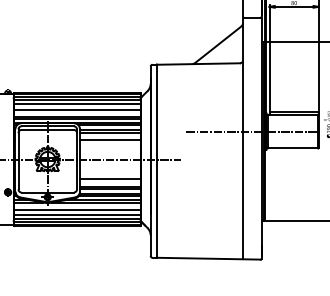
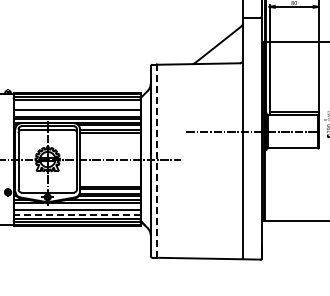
line: present -> none (76, 104)
line: present -> none (110, 140)
line: solid -> dashed (156, 160)
line: present -> none (110, 178)
line: solid -> dashed (76, 214)
